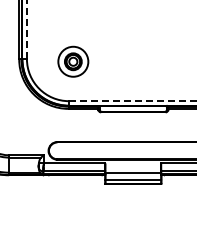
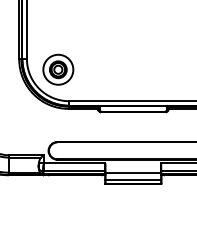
line: dashed -> solid (26, 30)
part position: (73, 61) -> (58, 69) (58, 69)
line: dashed -> solid (133, 101)
